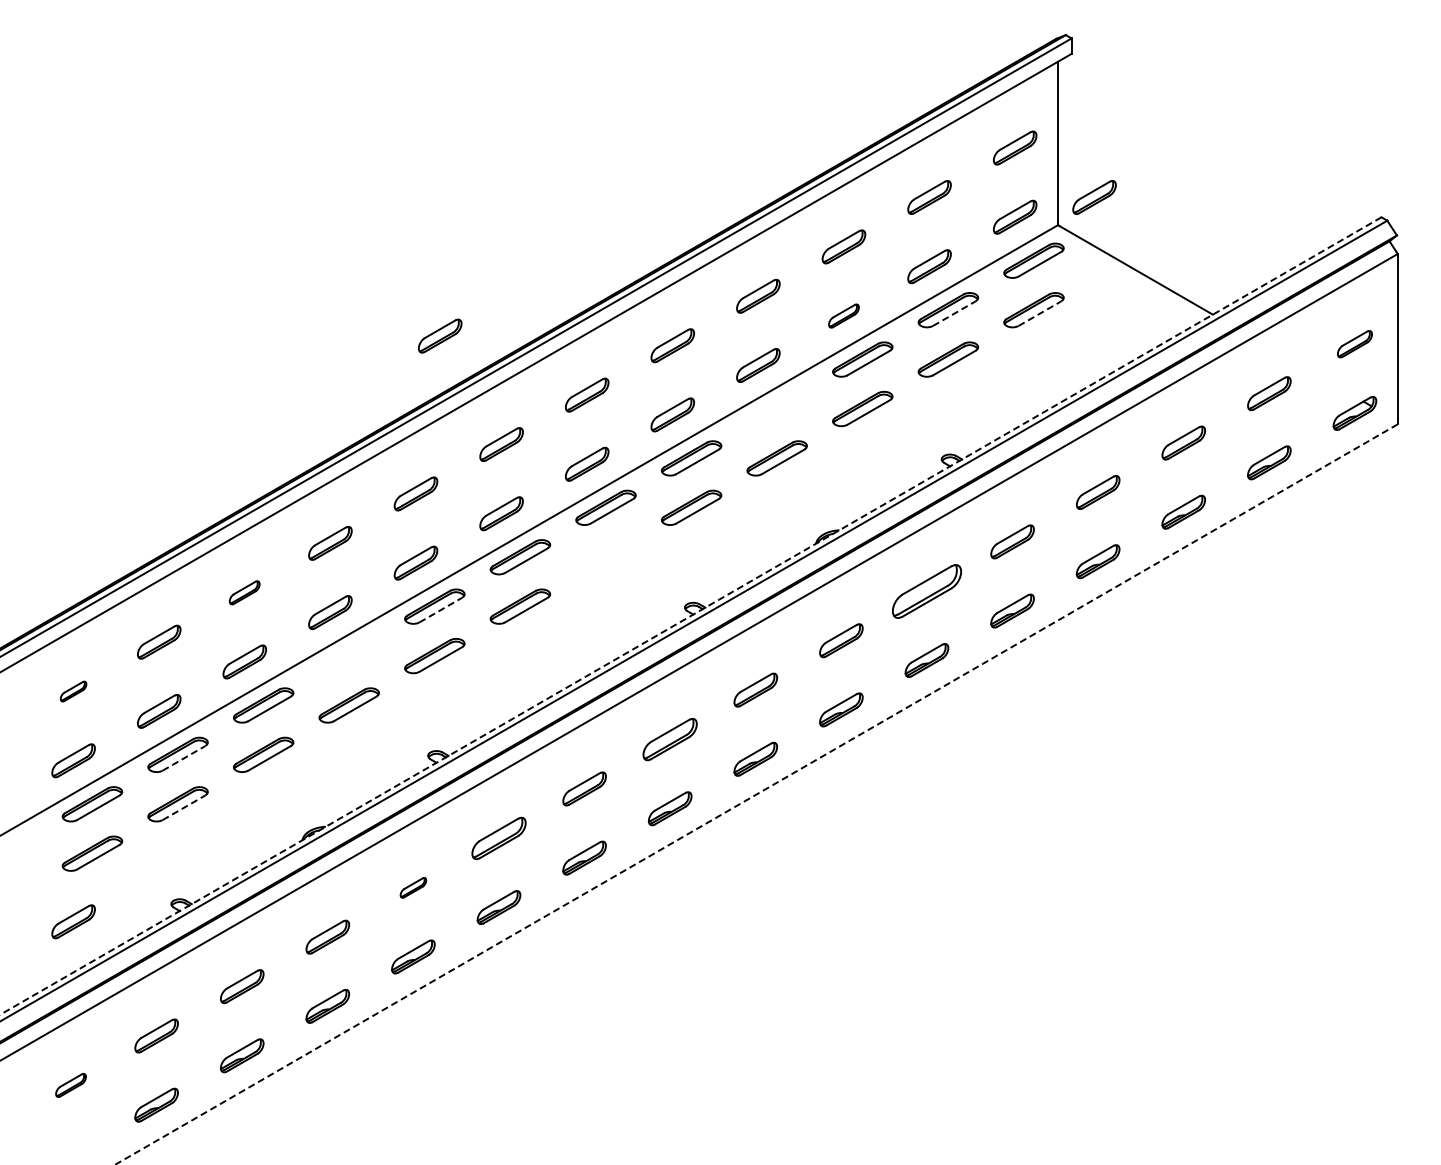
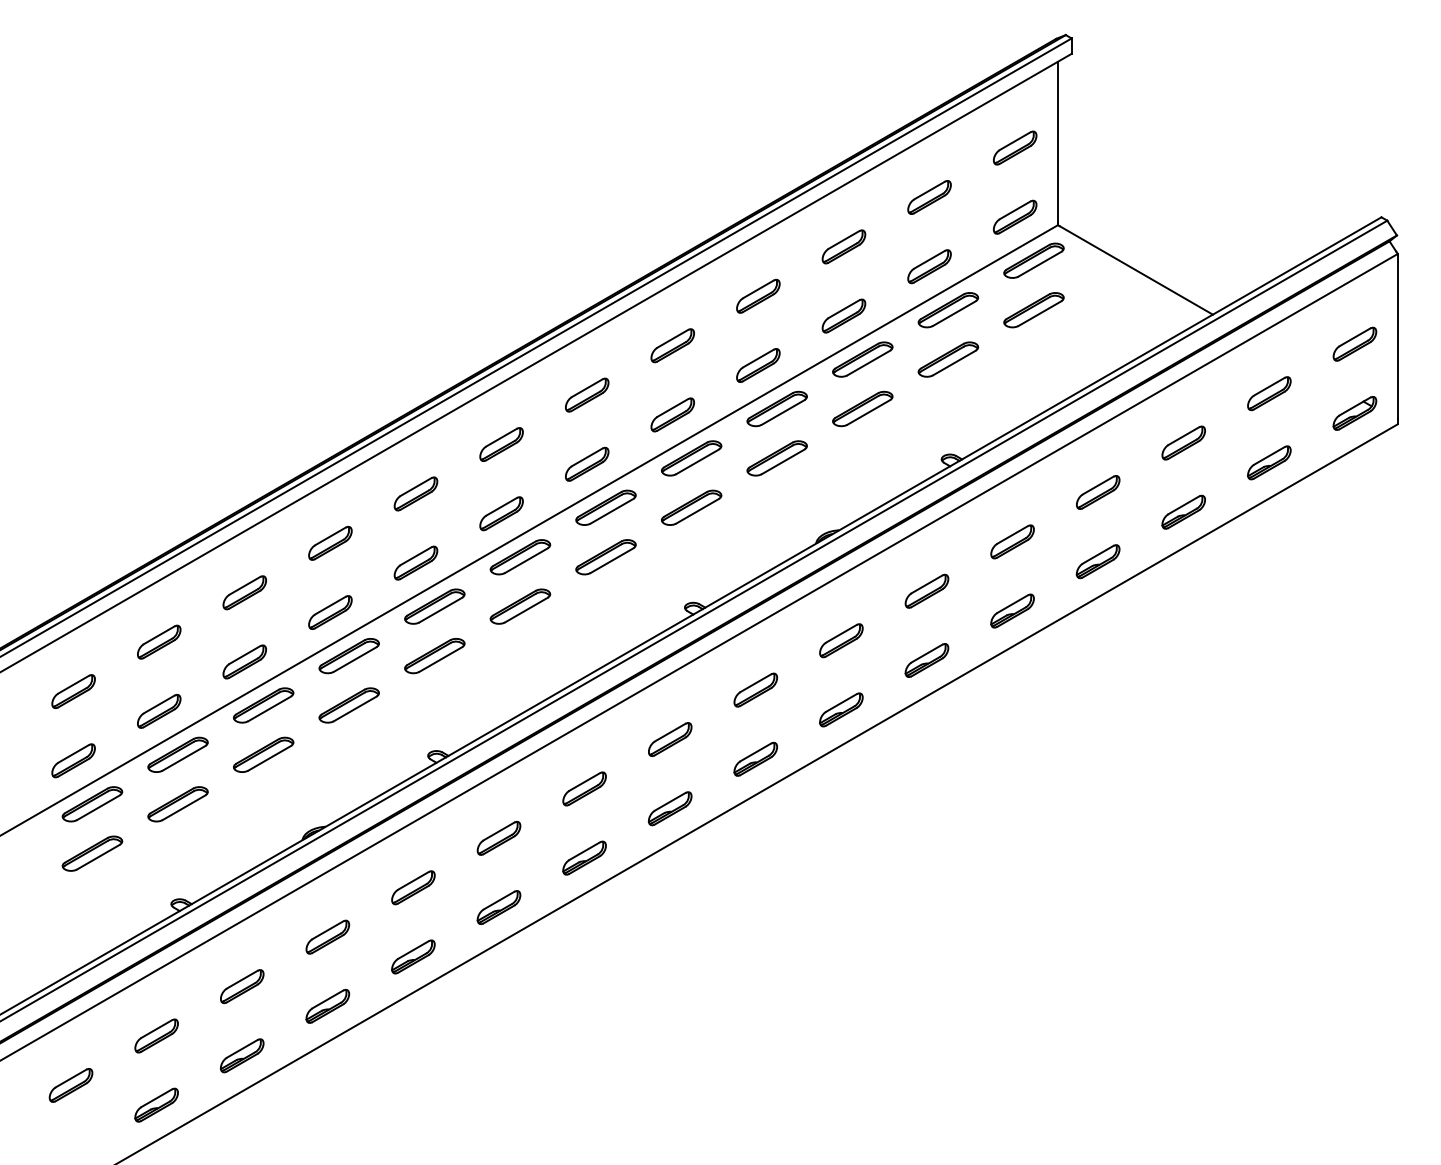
part: present -> none (1094, 197)
line: dashed -> solid (954, 313)
line: dashed -> solid (1039, 313)
part size: 32x26 px -> 46x36 px (843, 315)
part: present -> none (440, 335)
part size: 36x29 px -> 46x36 px (1354, 343)
part: none -> present (776, 408)
part: none -> present (605, 557)
part size: 70x55 px -> 46x36 px (926, 590)
part size: 33x26 px -> 45x36 px (244, 592)
line: dashed -> solid (440, 610)
line: dashed -> solid (690, 616)
part: none -> present (348, 656)
part size: 29x23 px -> 45x35 px (73, 691)
part size: 56x44 px -> 45x35 px (670, 739)
line: dashed -> solid (184, 758)
line: dashed -> solid (756, 794)
line: dashed -> solid (184, 807)
part size: 56x44 px -> 46x36 px (498, 837)
part size: 29x22 px -> 45x36 px (413, 887)
part: present -> none (73, 921)
part size: 32x25 px -> 46x35 px (70, 1085)
